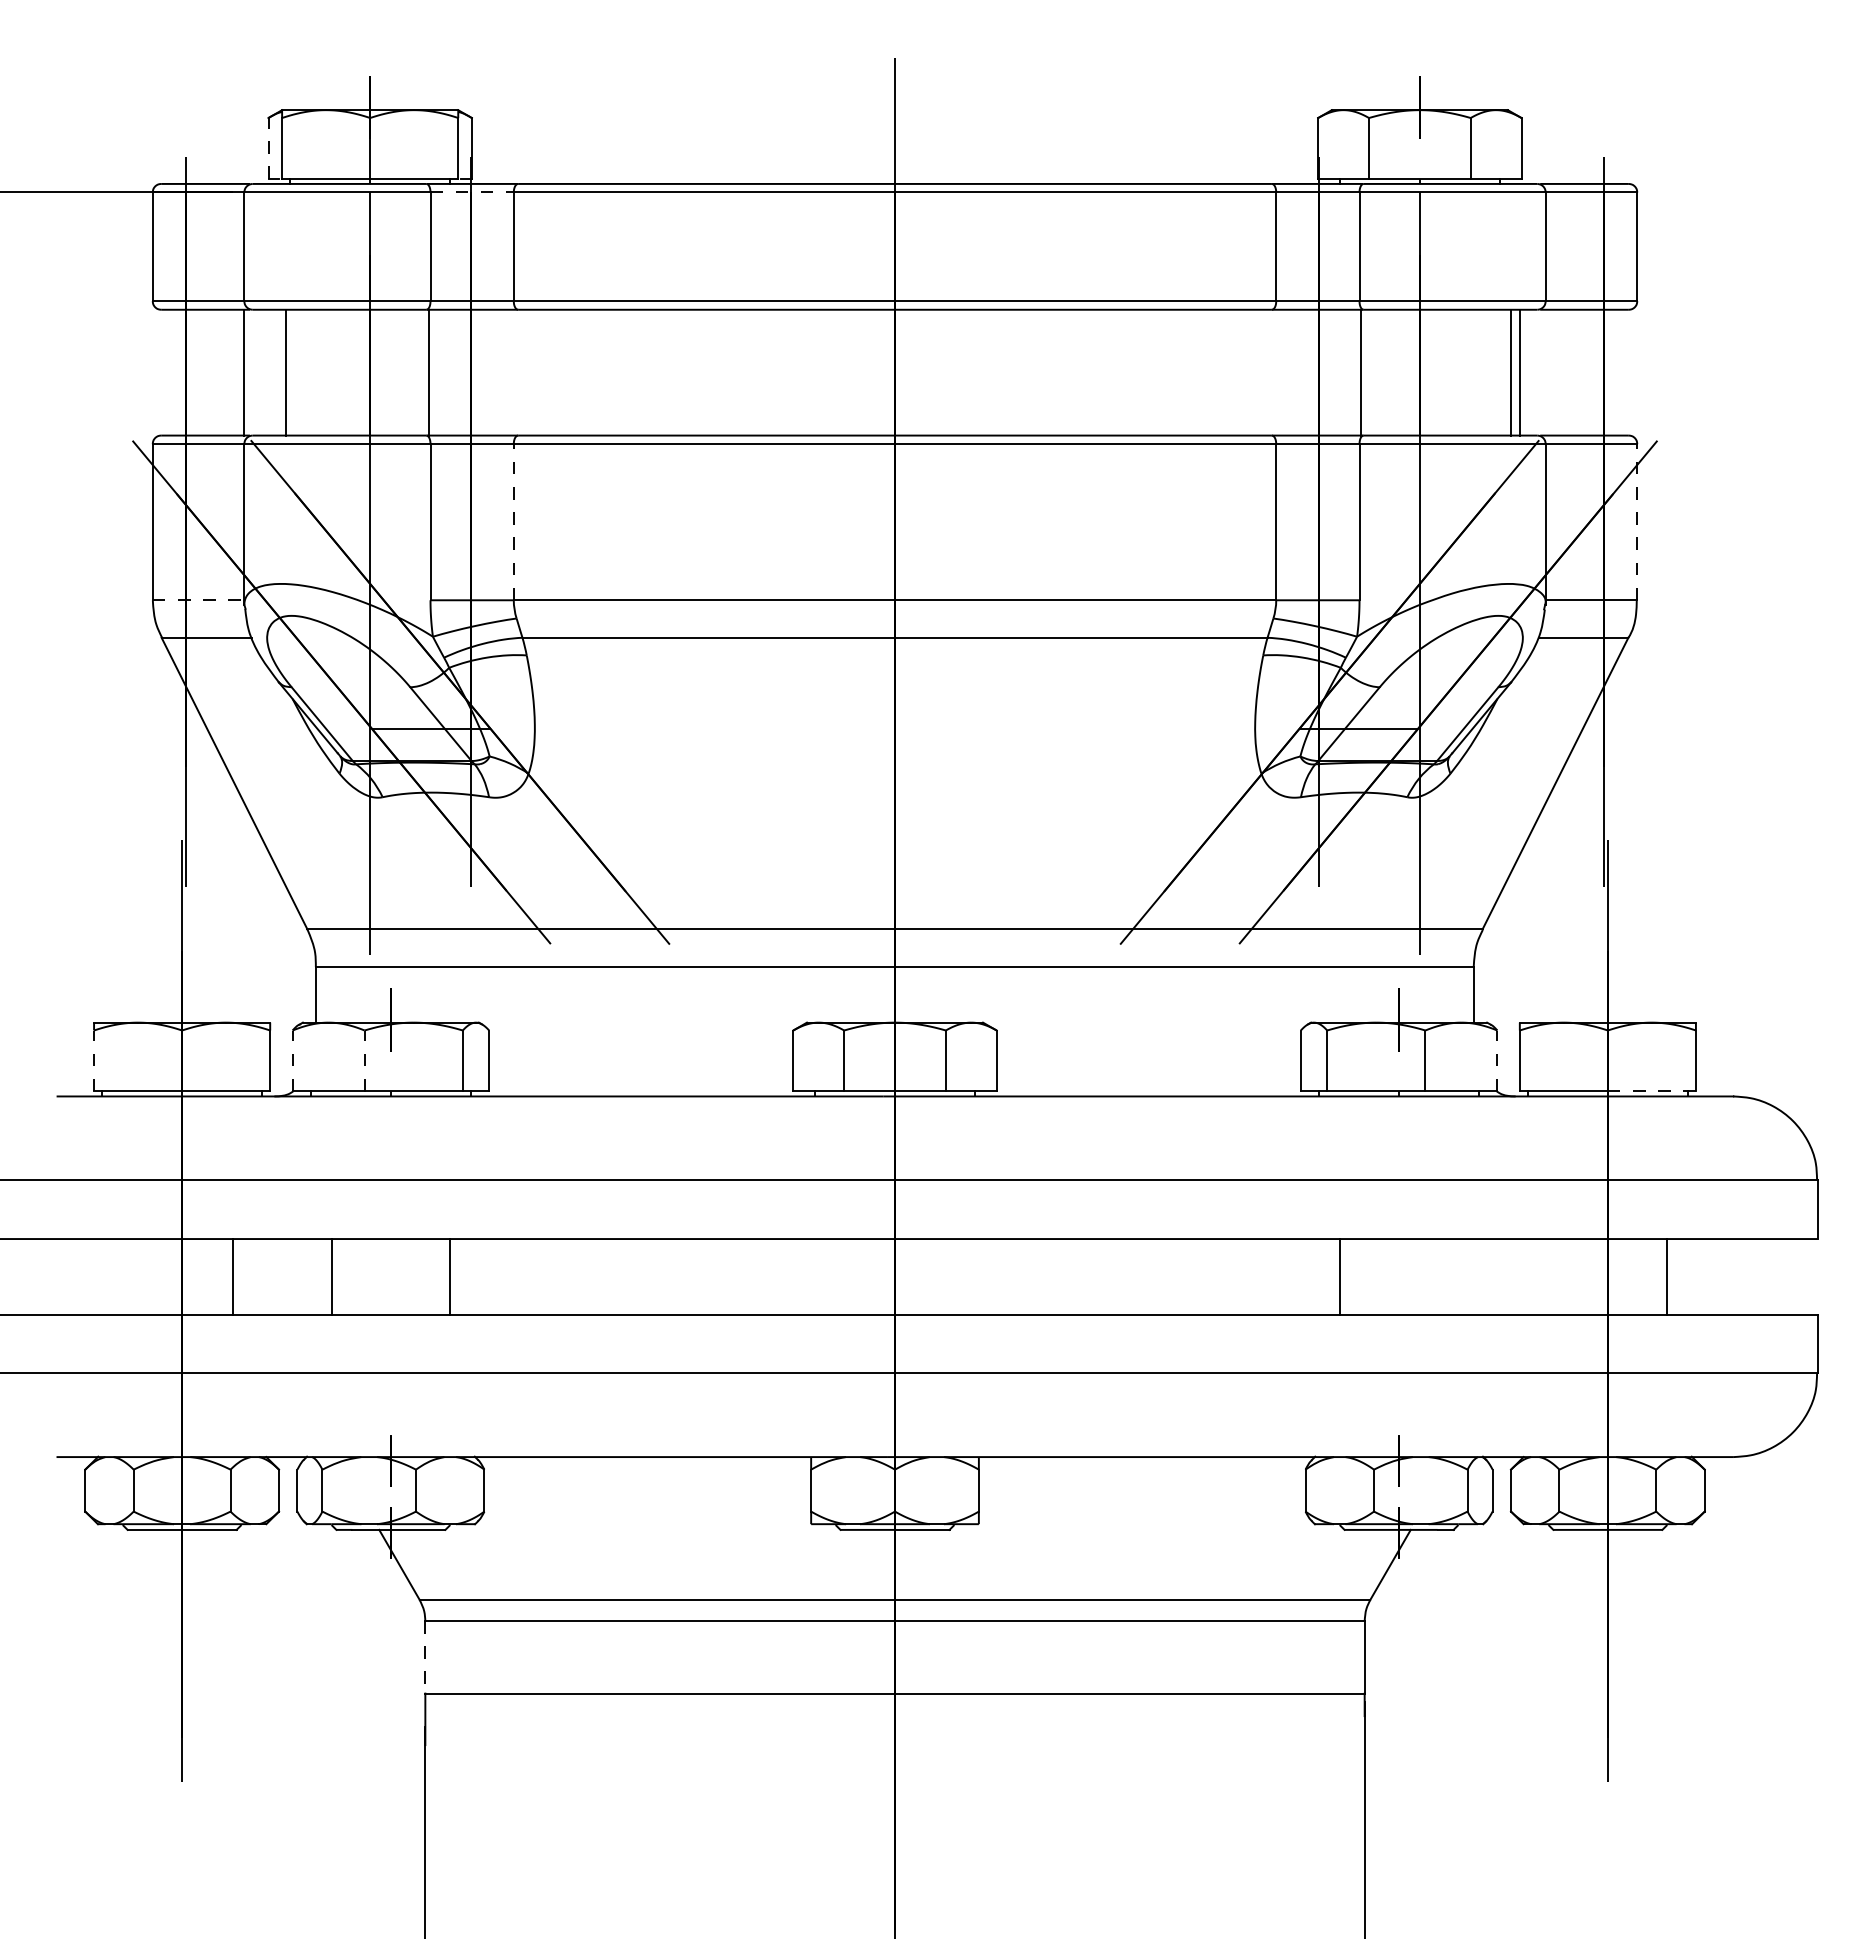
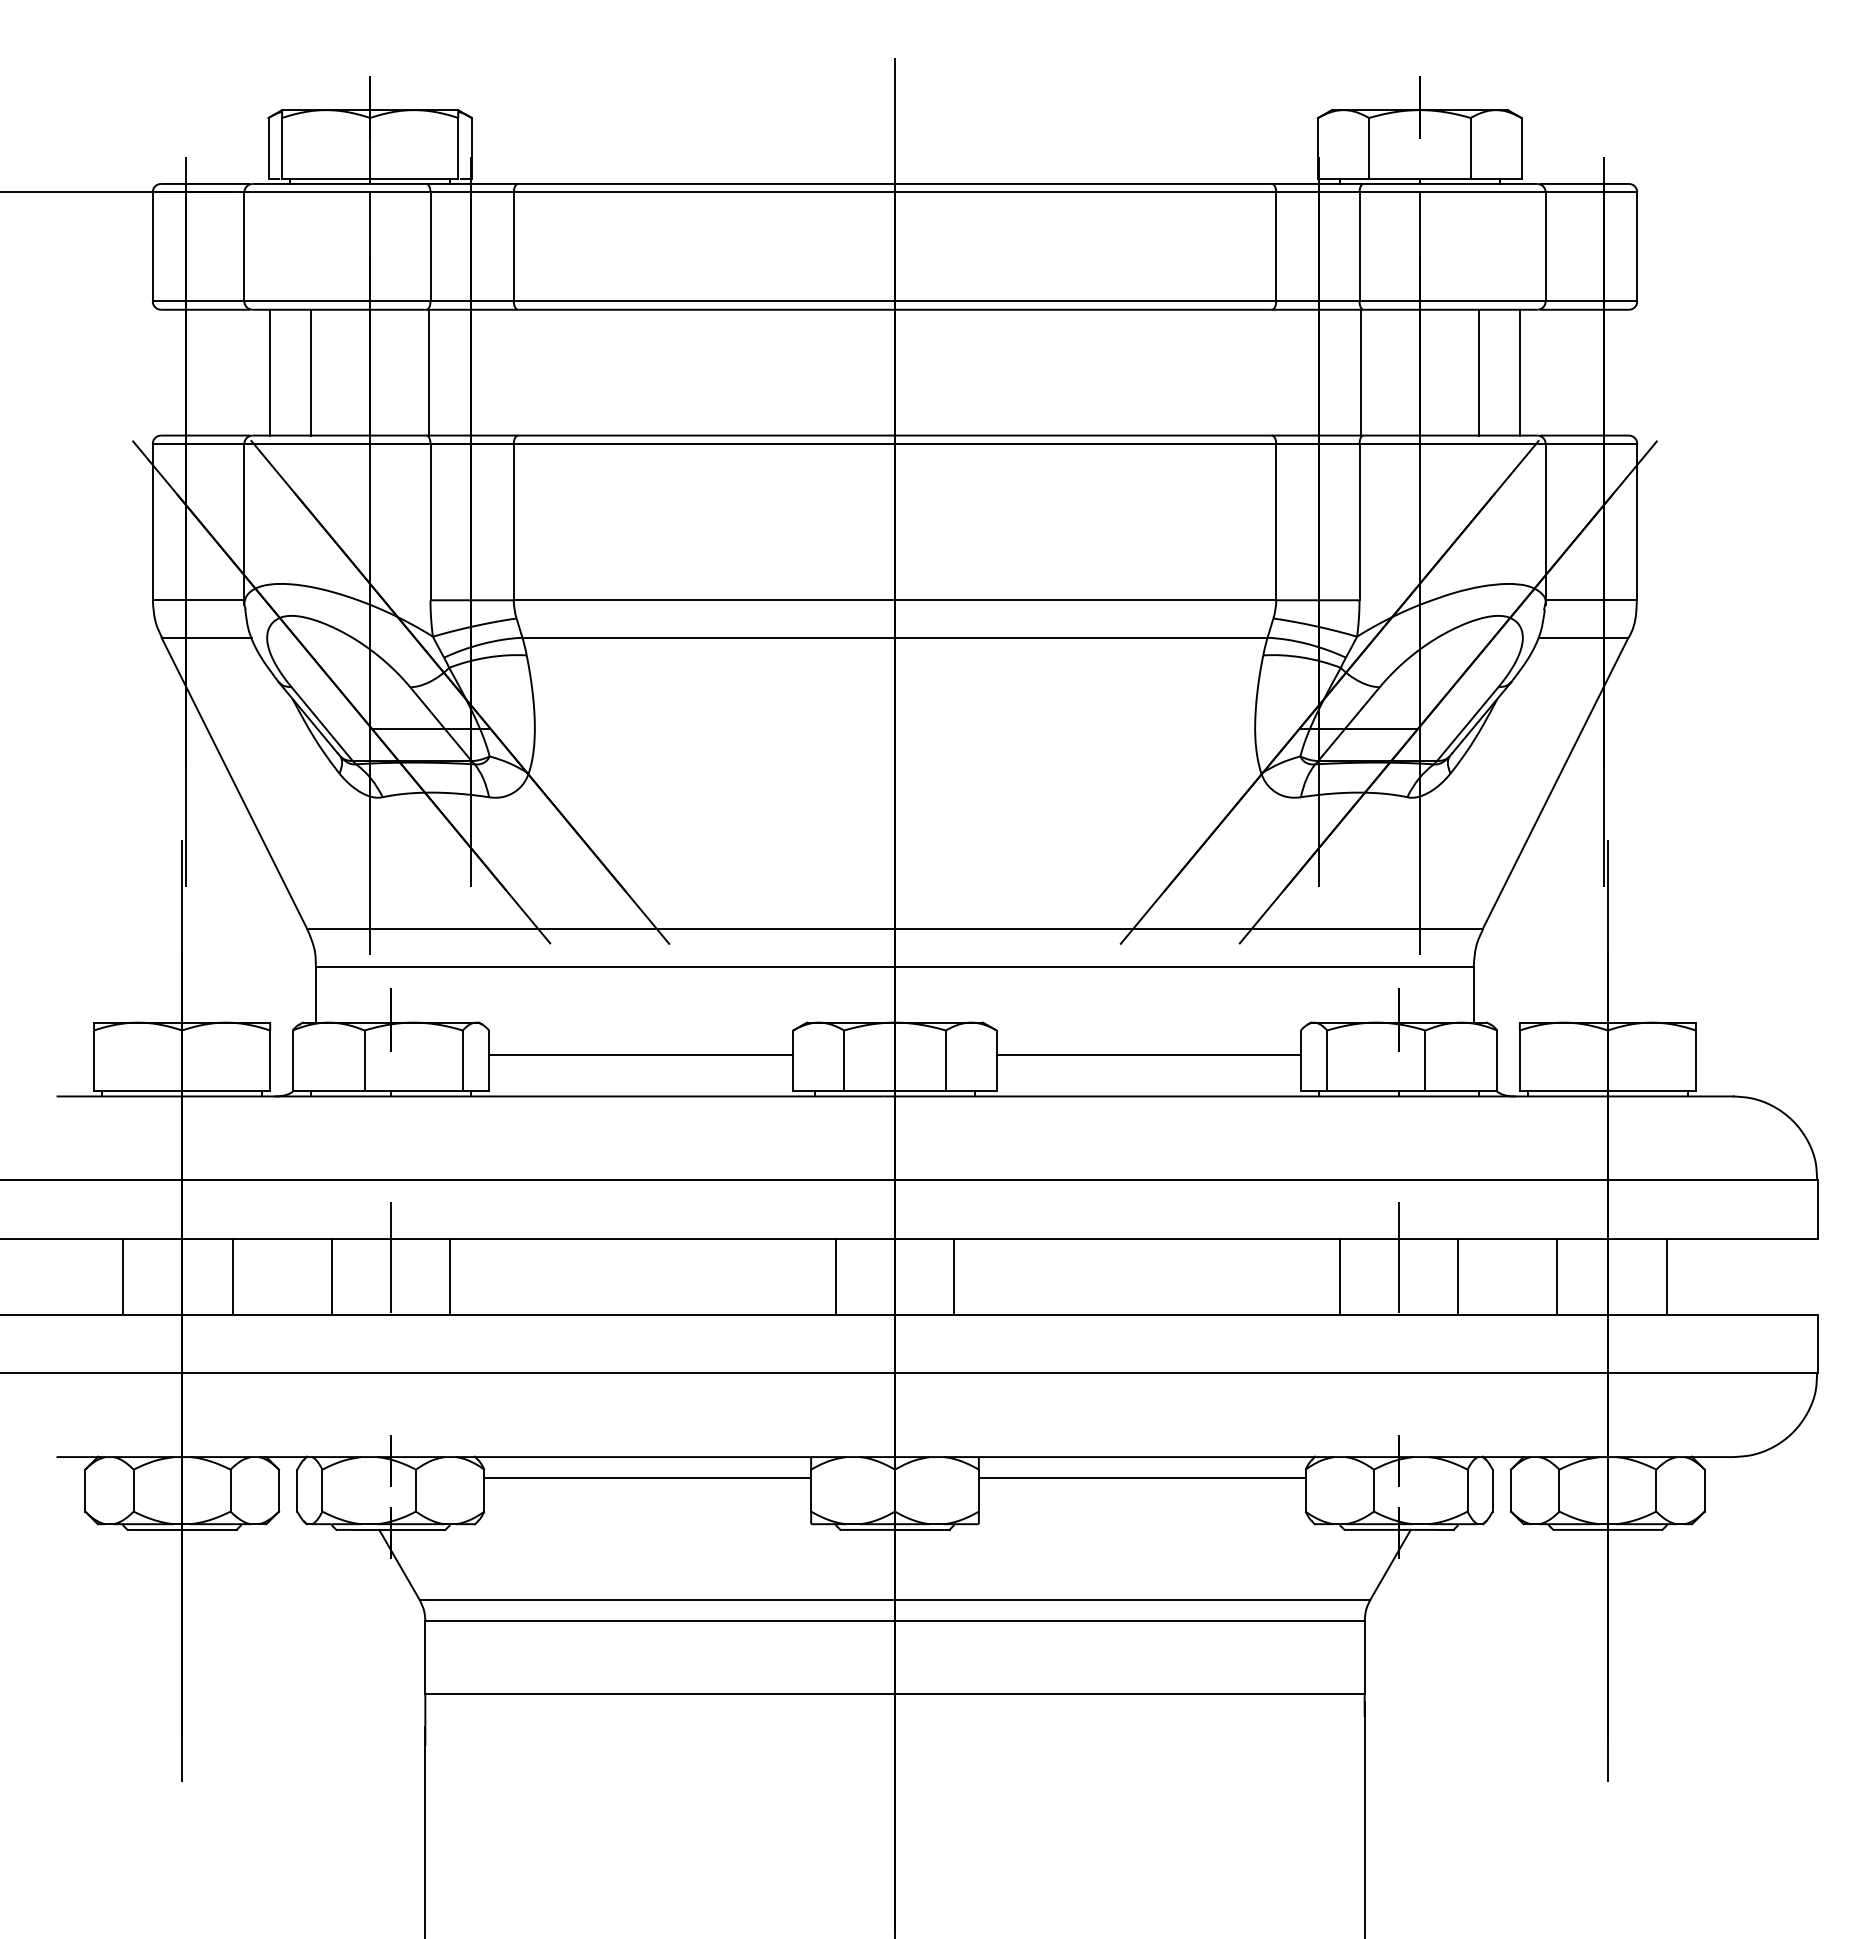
line: dashed -> solid (268, 147)
line: dashed -> solid (472, 192)
line position: (244, 372) -> (270, 372) (270, 372)
line position: (286, 372) -> (311, 372) (311, 372)
line position: (1510, 372) -> (1478, 372) (1478, 372)
line: dashed -> solid (513, 521)
line: dashed -> solid (1637, 521)
line: dashed -> solid (198, 600)
line: none -> present (641, 1054)
line: none -> present (1148, 1054)
line: dashed -> solid (94, 1060)
line: dashed -> solid (292, 1060)
line: dashed -> solid (364, 1060)
line: dashed -> solid (1497, 1060)
line: dashed -> solid (1652, 1091)
line: none -> present (390, 1257)
line: none -> present (1399, 1257)
line: none -> present (123, 1276)
line: none -> present (836, 1276)
line: none -> present (953, 1276)
line: none -> present (1457, 1276)
line: none -> present (1556, 1276)
line: none -> present (647, 1478)
line: none -> present (1141, 1478)
line: dashed -> solid (425, 1657)
